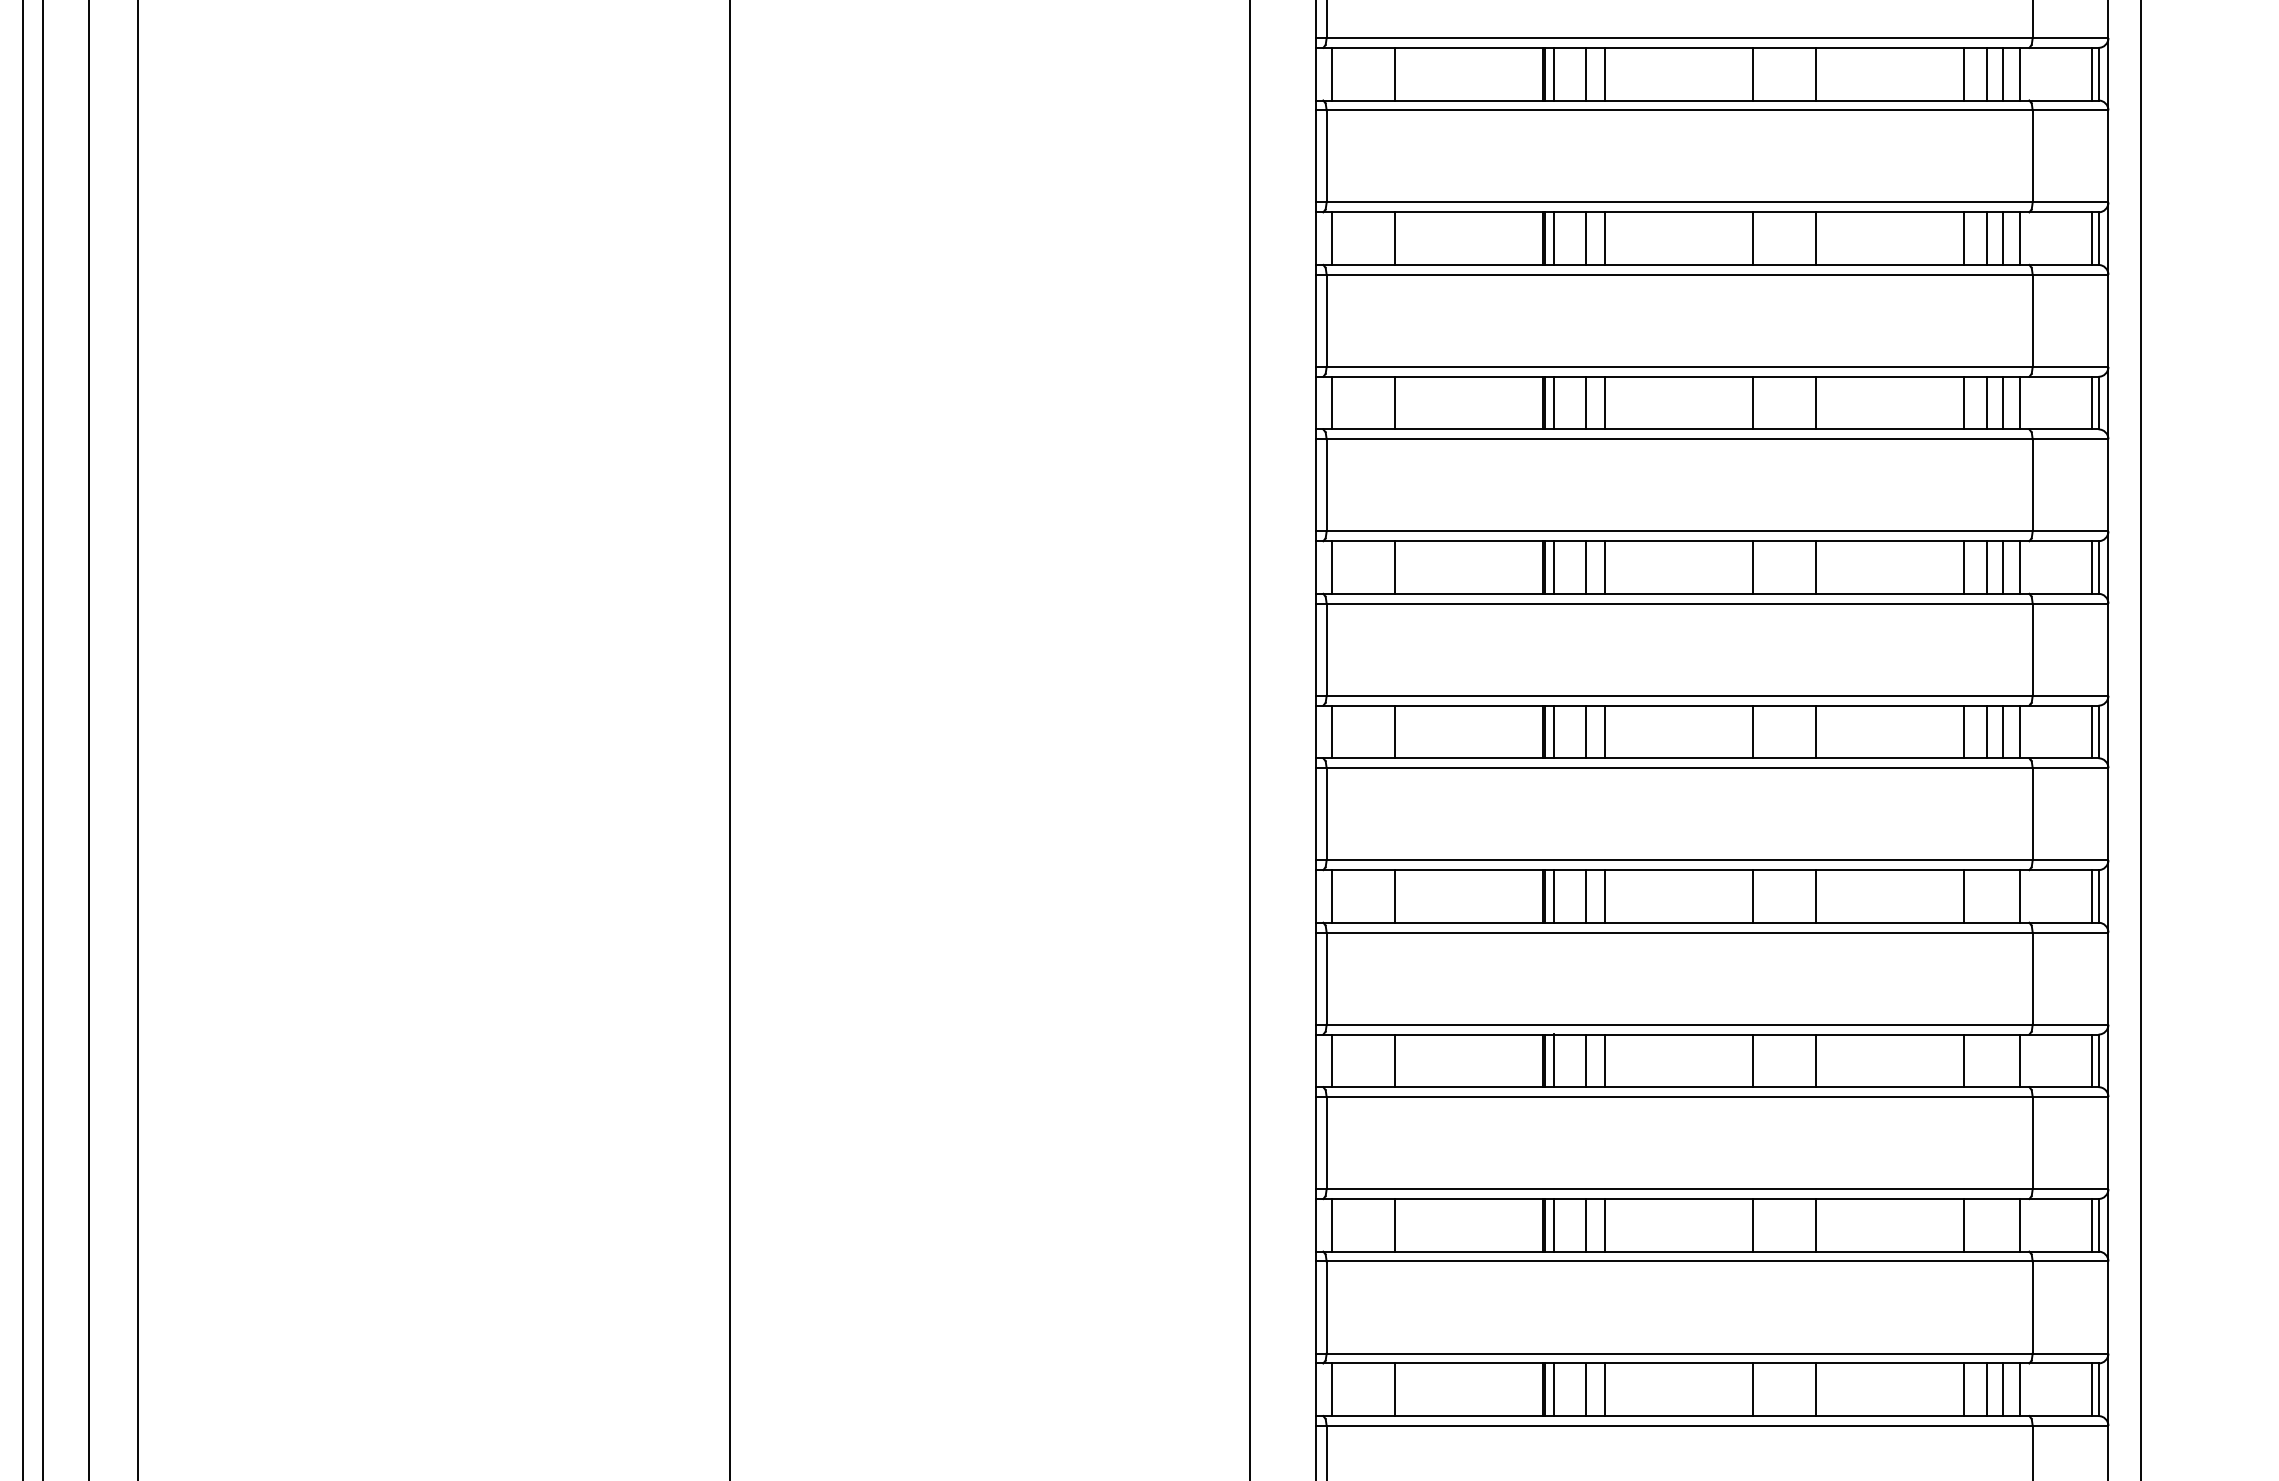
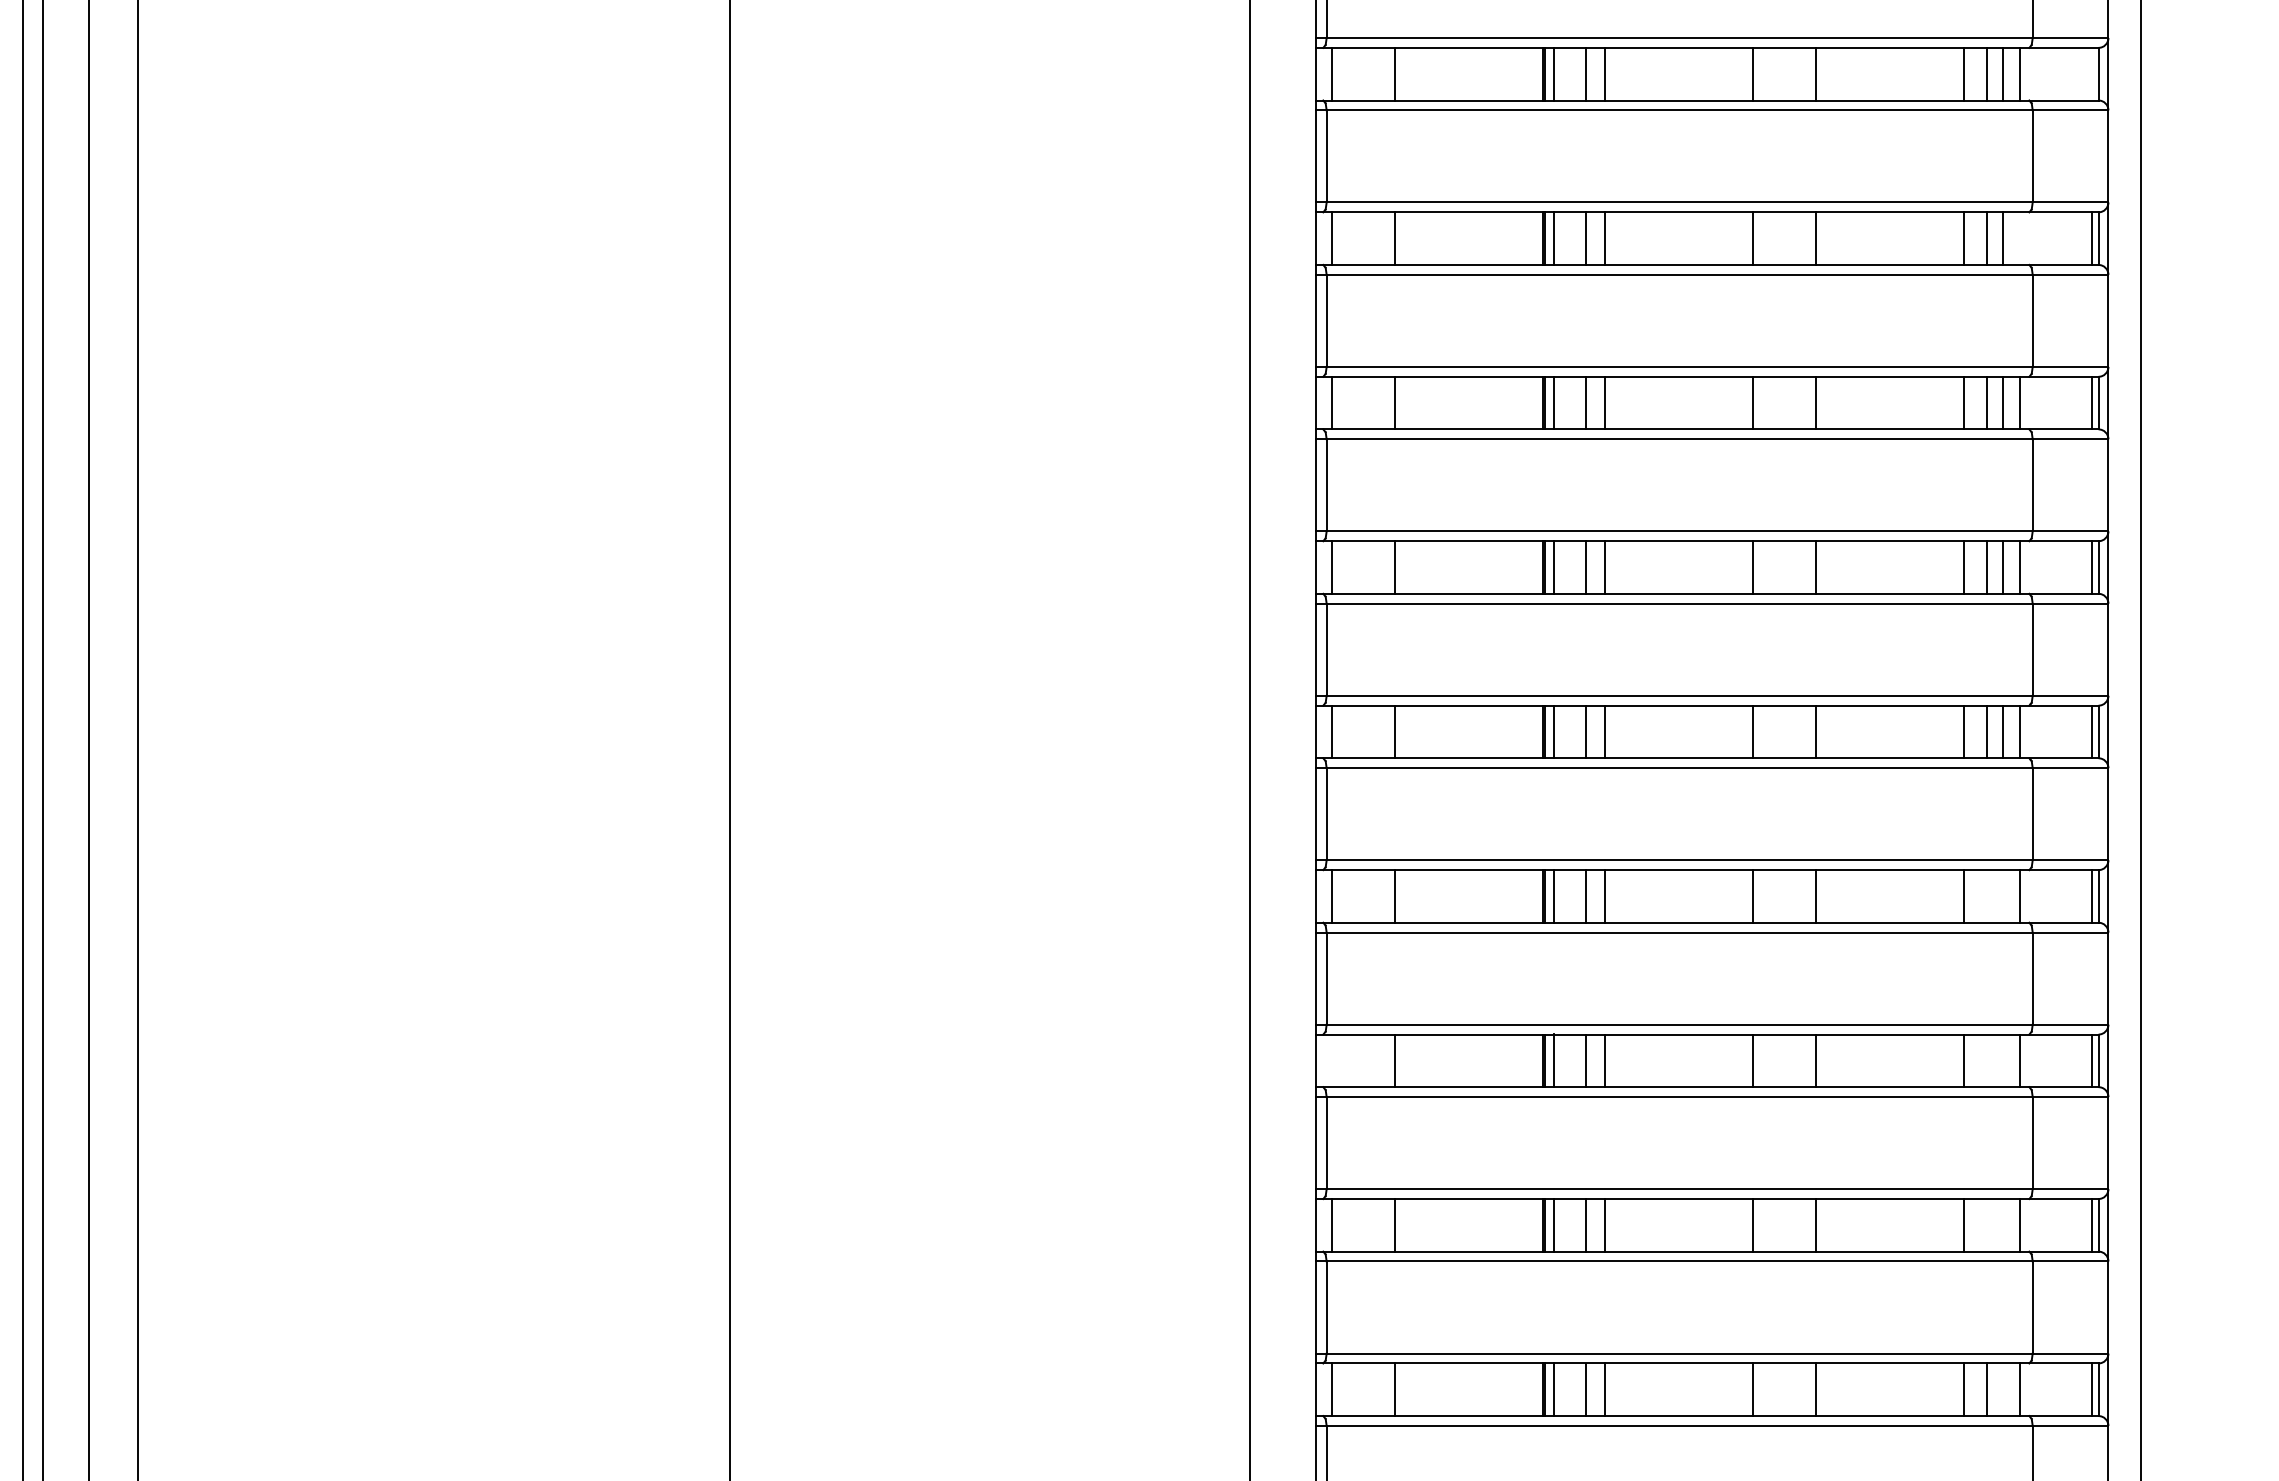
line: present -> none (2091, 73)
line: present -> none (2019, 238)
line: present -> none (1332, 1060)
line: present -> none (2003, 1389)
